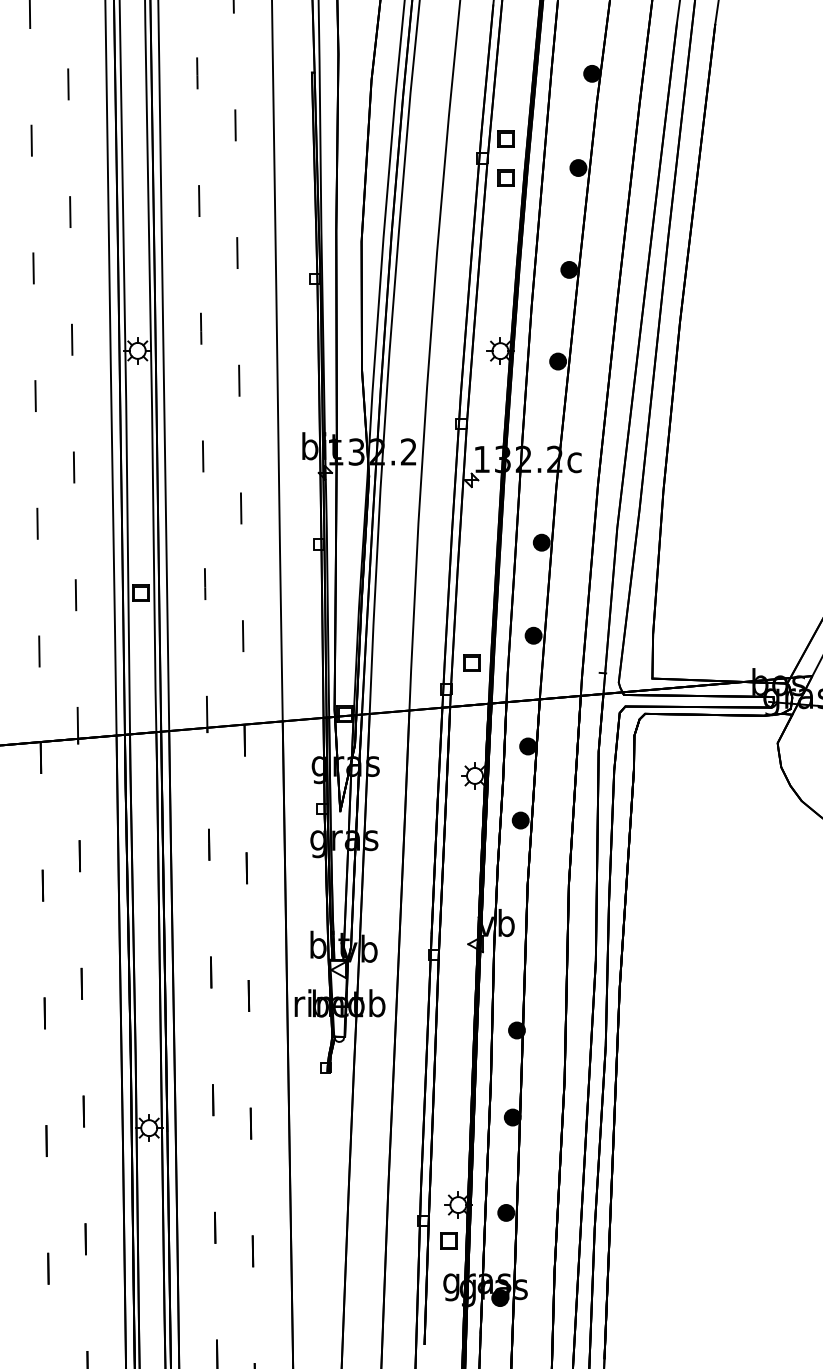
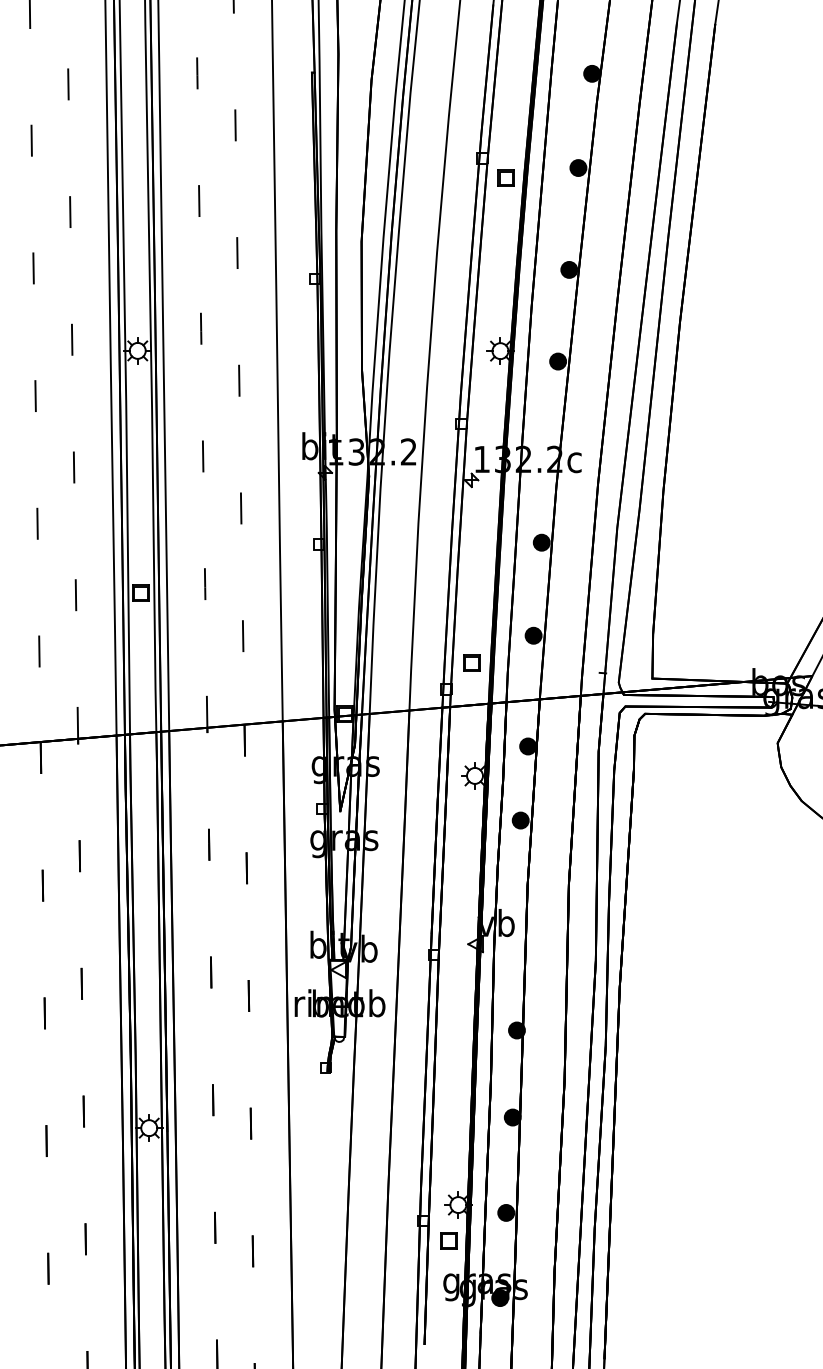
part: present -> none (505, 138)
